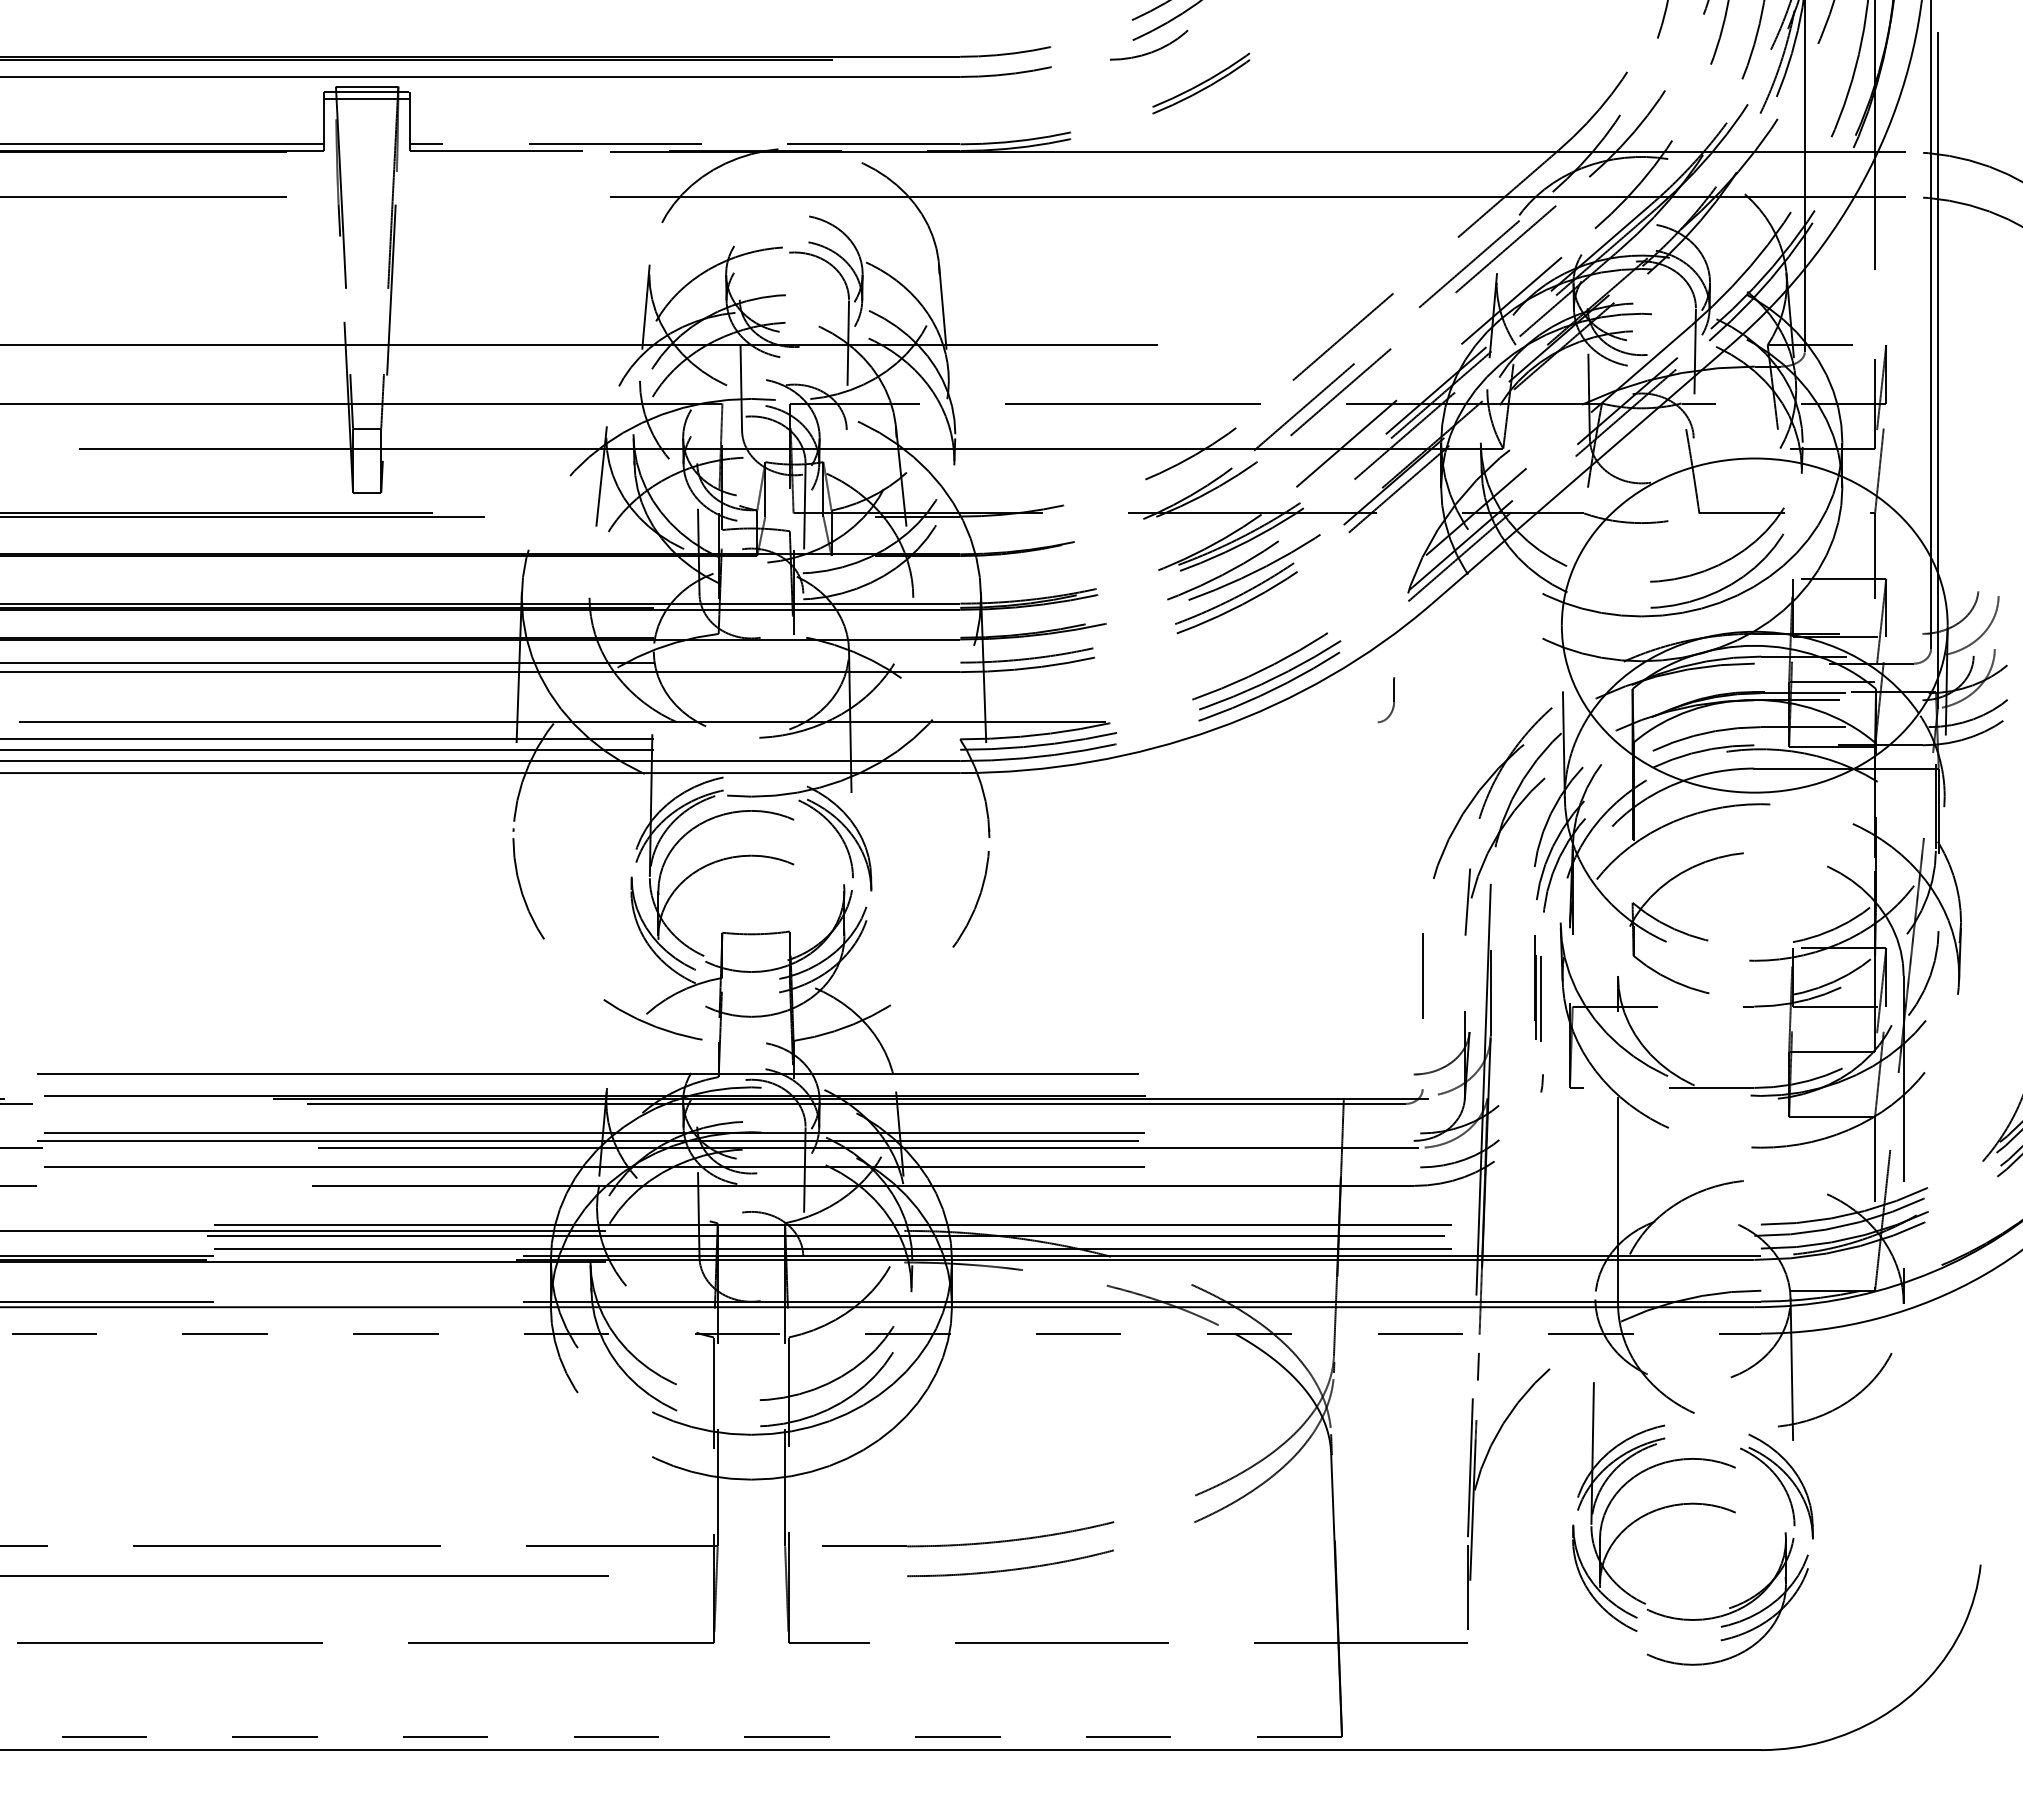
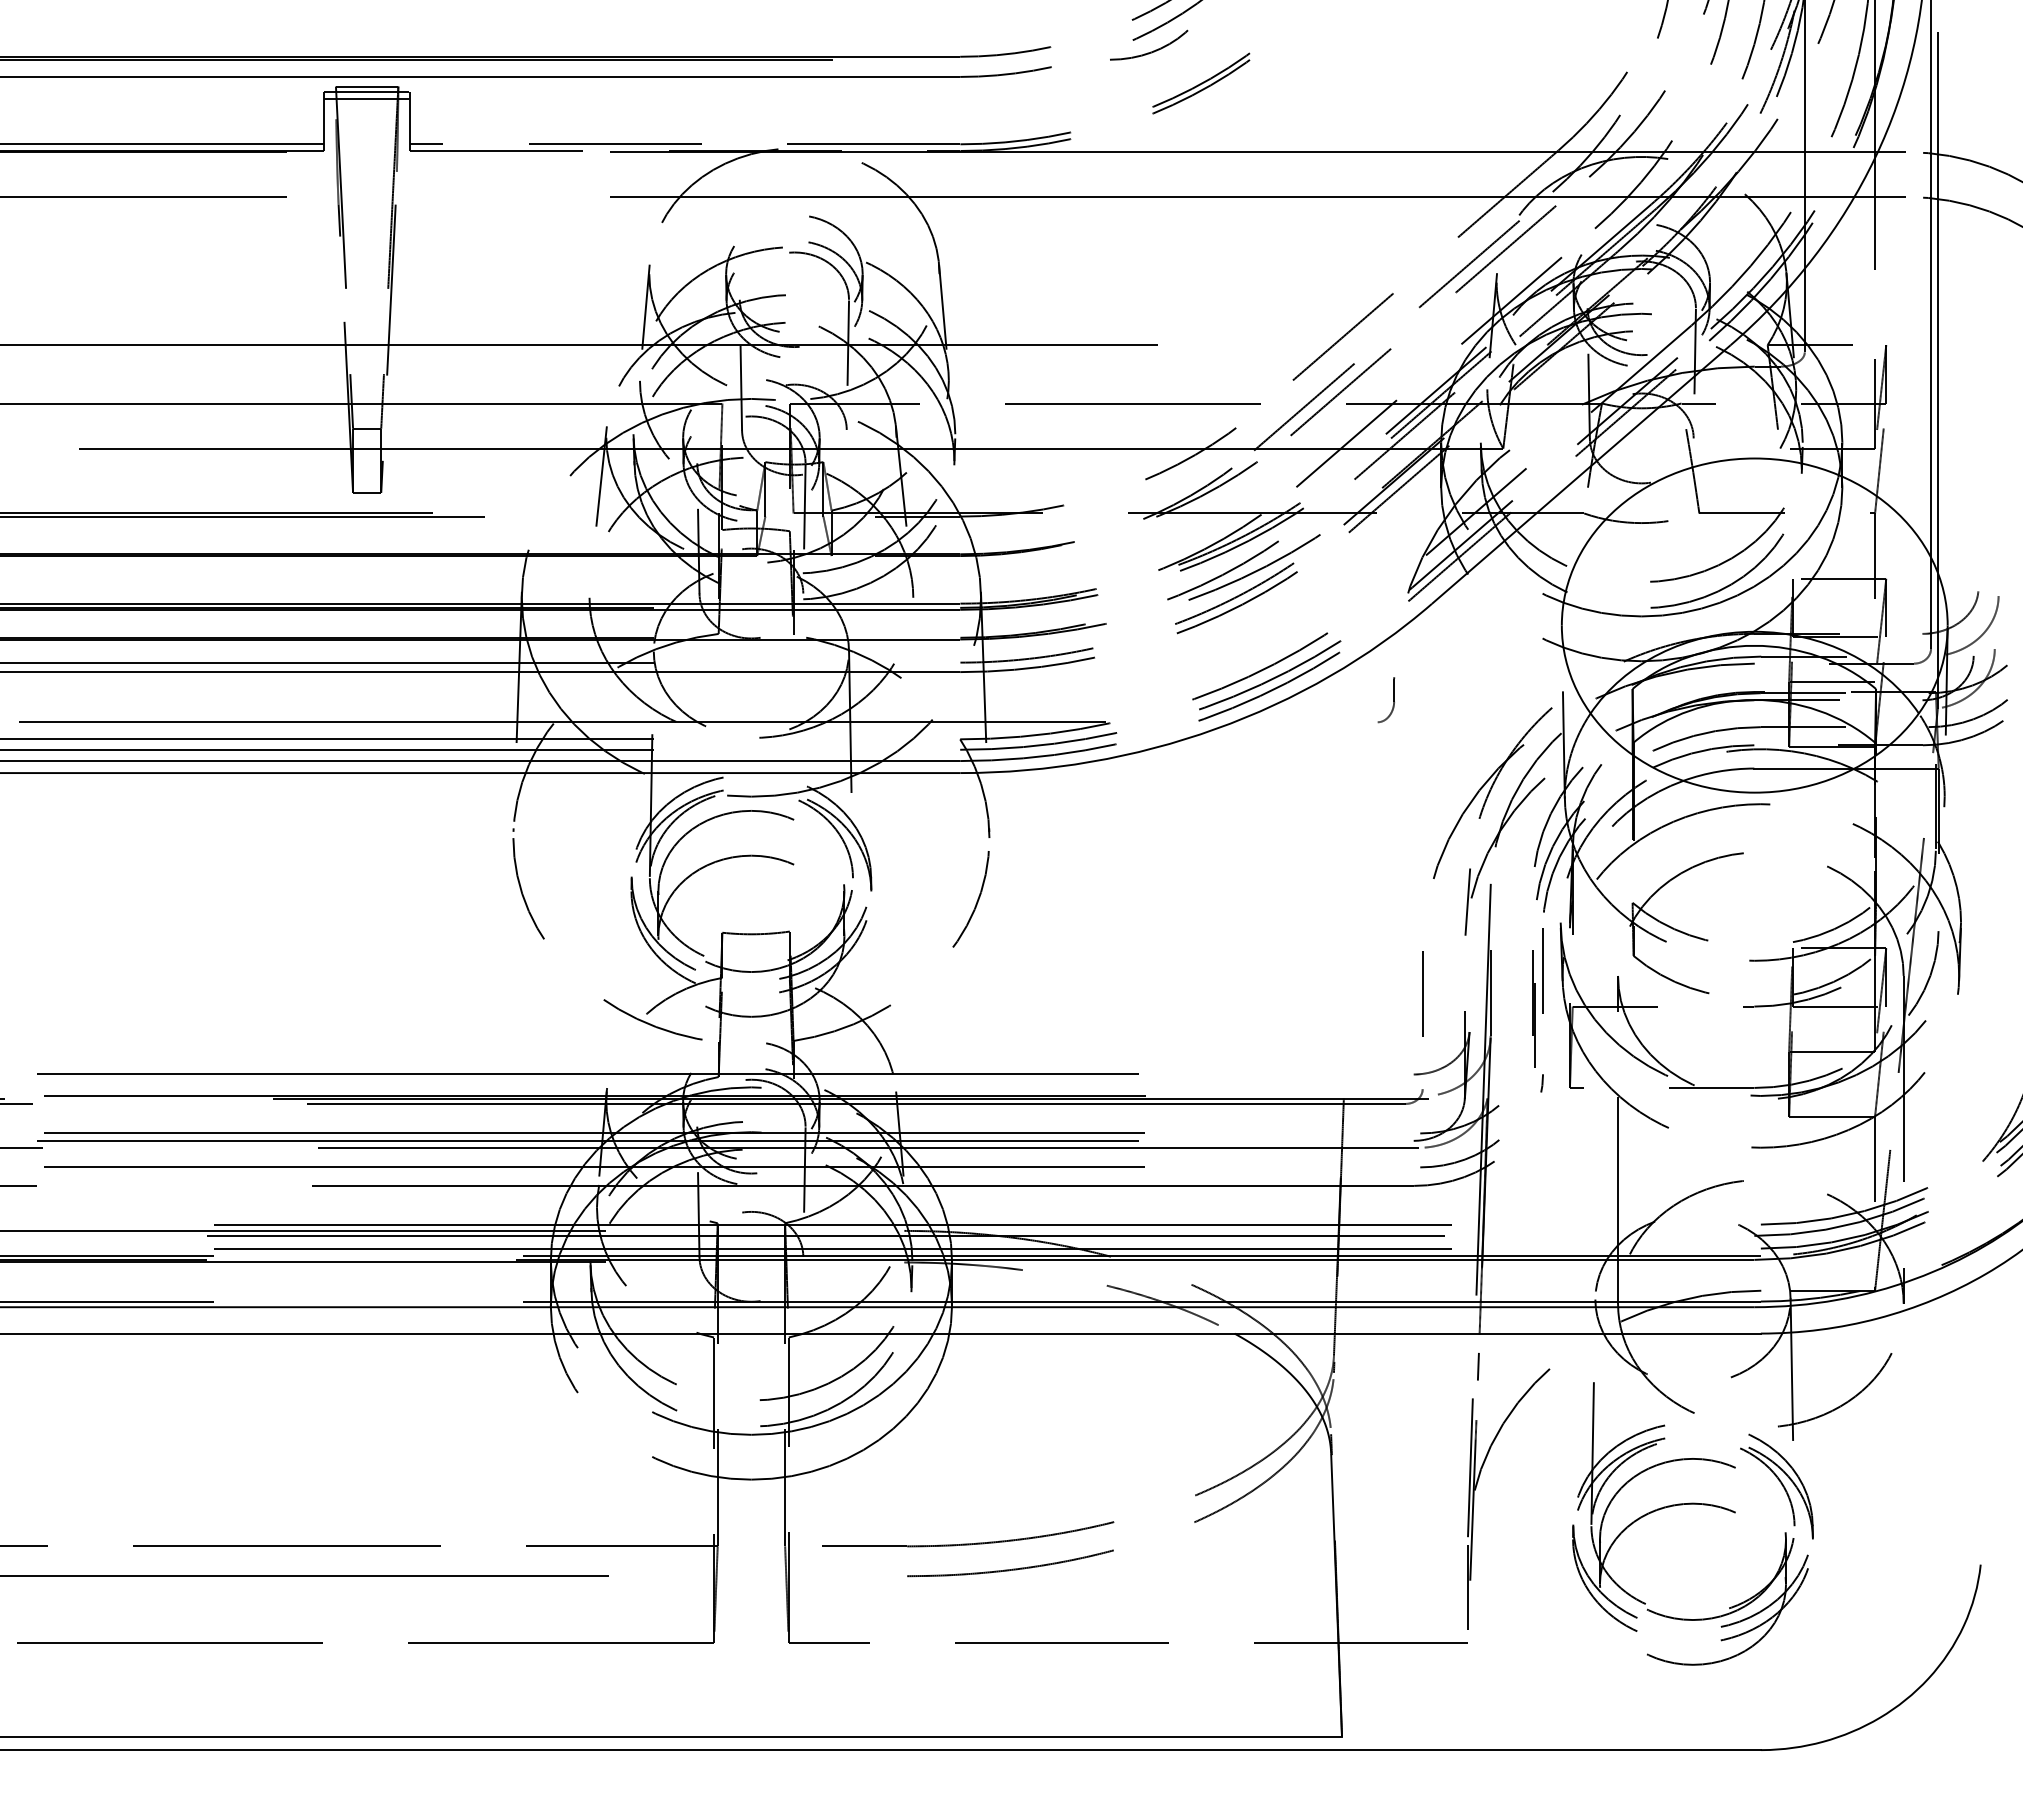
line position: (1422, 975) -> (1422, 993) (1422, 993)
part size: 8x92 px -> 12x140 px (1537, 997)
line: dashed -> solid (880, 1333)
line: dashed -> solid (671, 1736)
